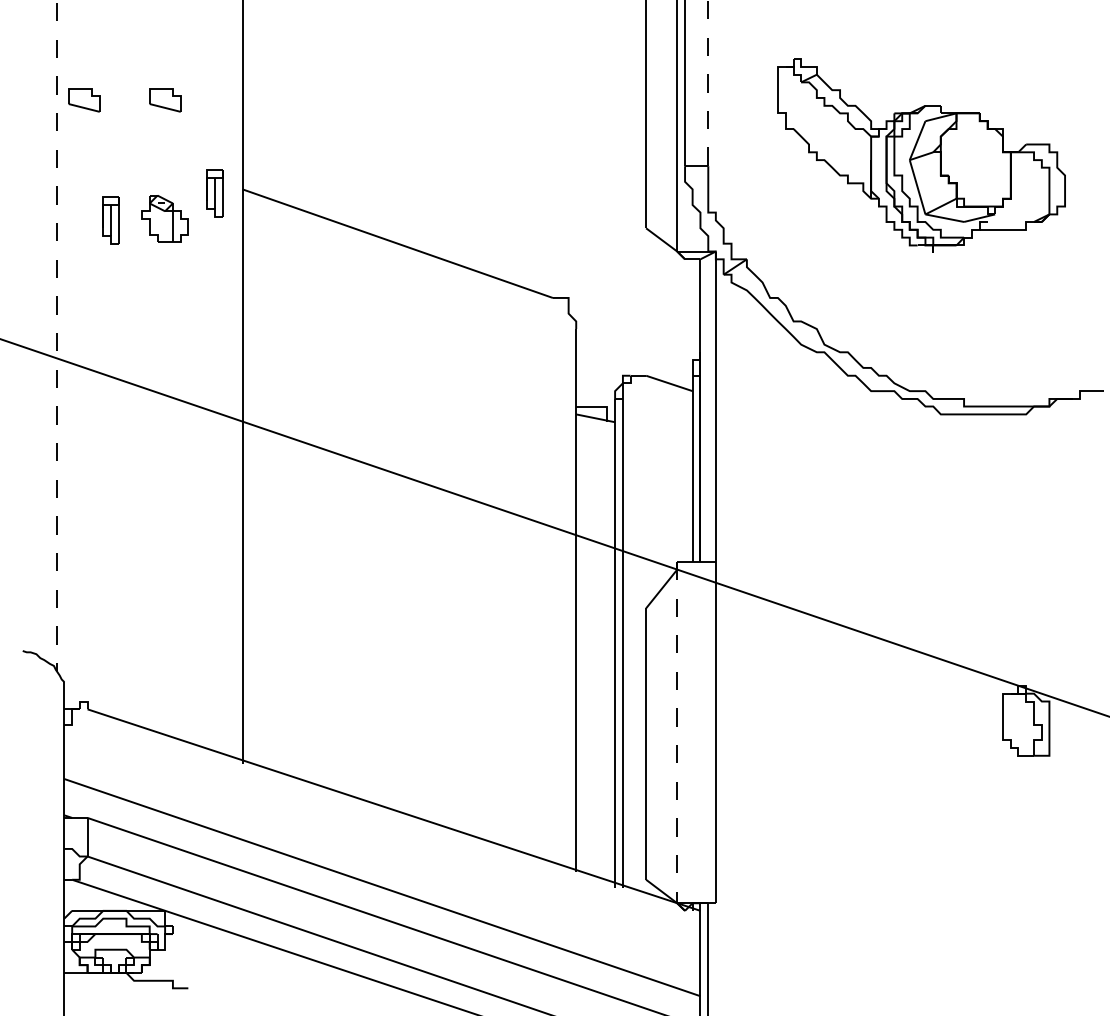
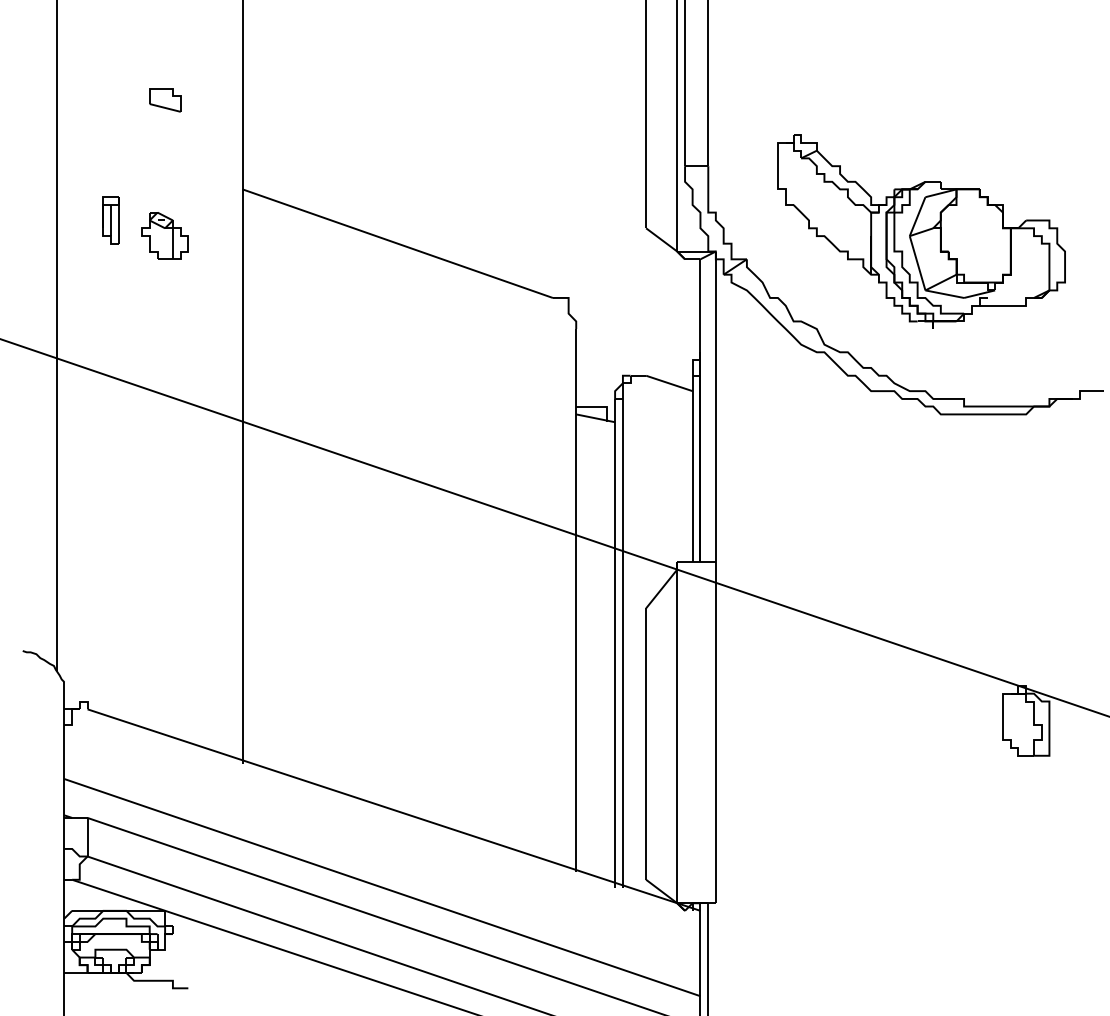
line: dashed -> solid (708, 83)
part: present -> none (84, 100)
part position: (921, 155) -> (921, 231) (921, 231)
part: present -> none (214, 193)
part position: (164, 218) -> (164, 235) (164, 235)
line: dashed -> solid (56, 335)
line: dashed -> solid (677, 732)
